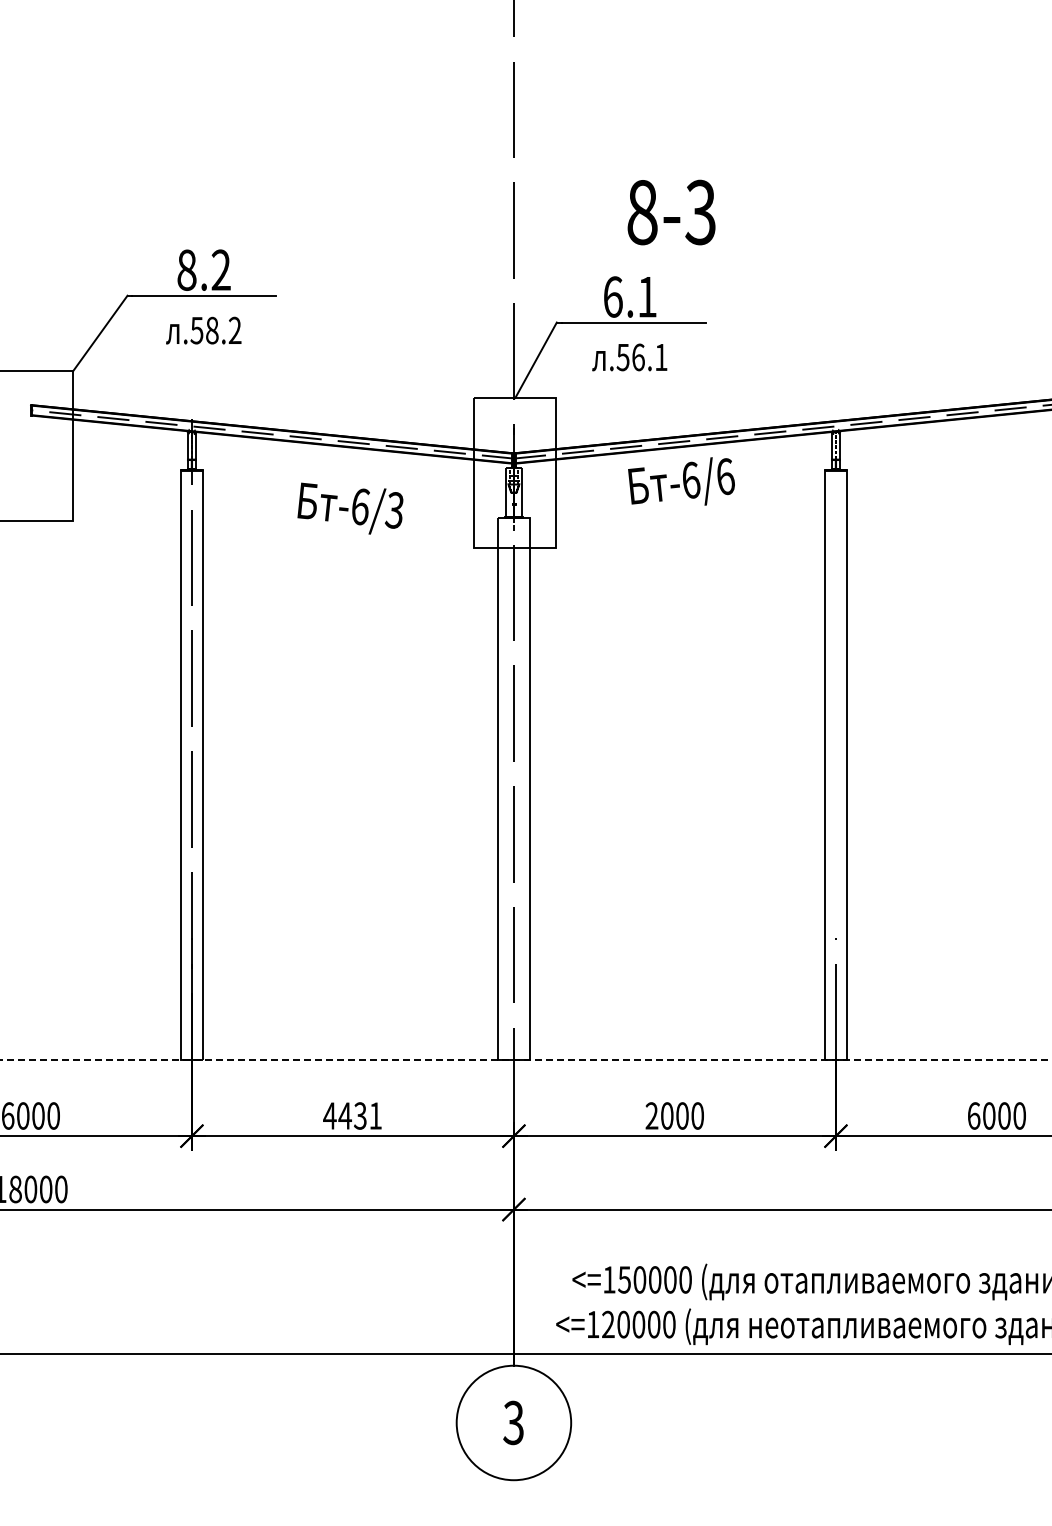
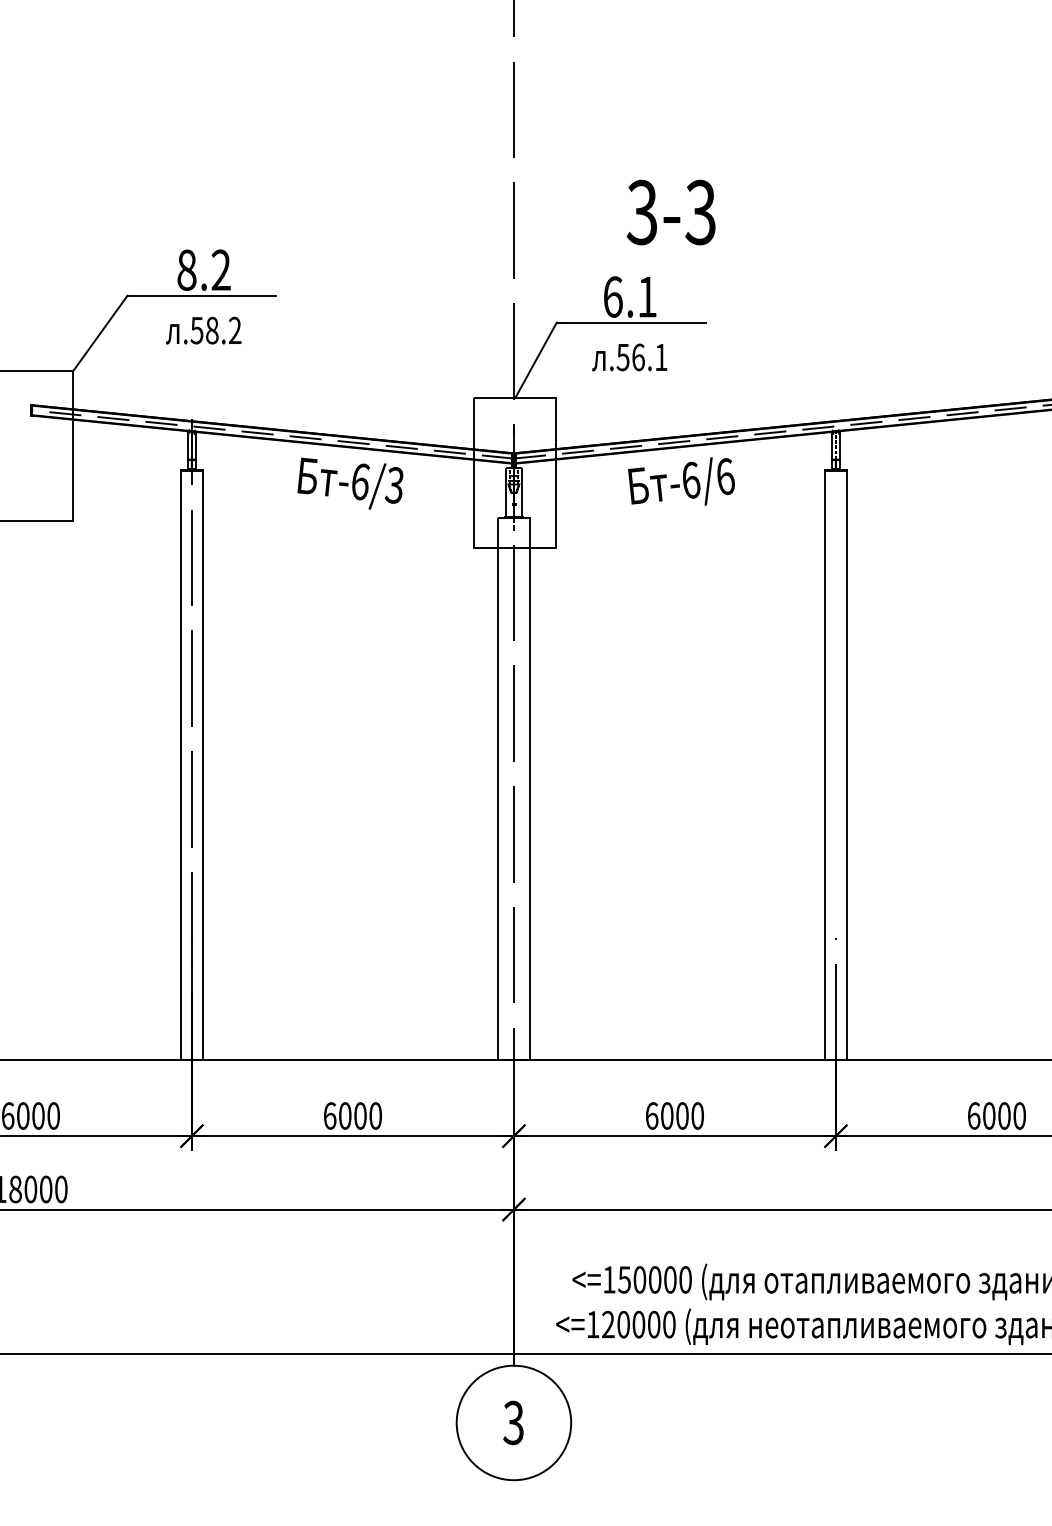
text: 8-3 -> 3-3 (641, 212)
text position: (350, 508) -> (350, 483) (350, 483)
line: dashed -> solid (526, 1060)
text: 4431 -> 6000 (352, 1115)
text: 2000 -> 6000 (651, 1115)
